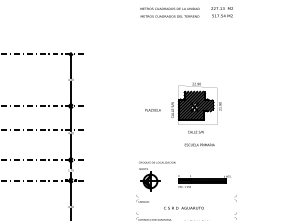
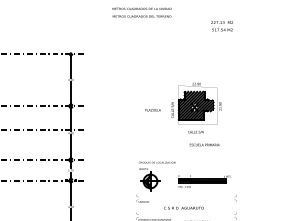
text position: (169, 12) -> (141, 12) (141, 12)
text position: (221, 12) -> (221, 26) (221, 26)
text position: (199, 144) -> (204, 144) (204, 144)
